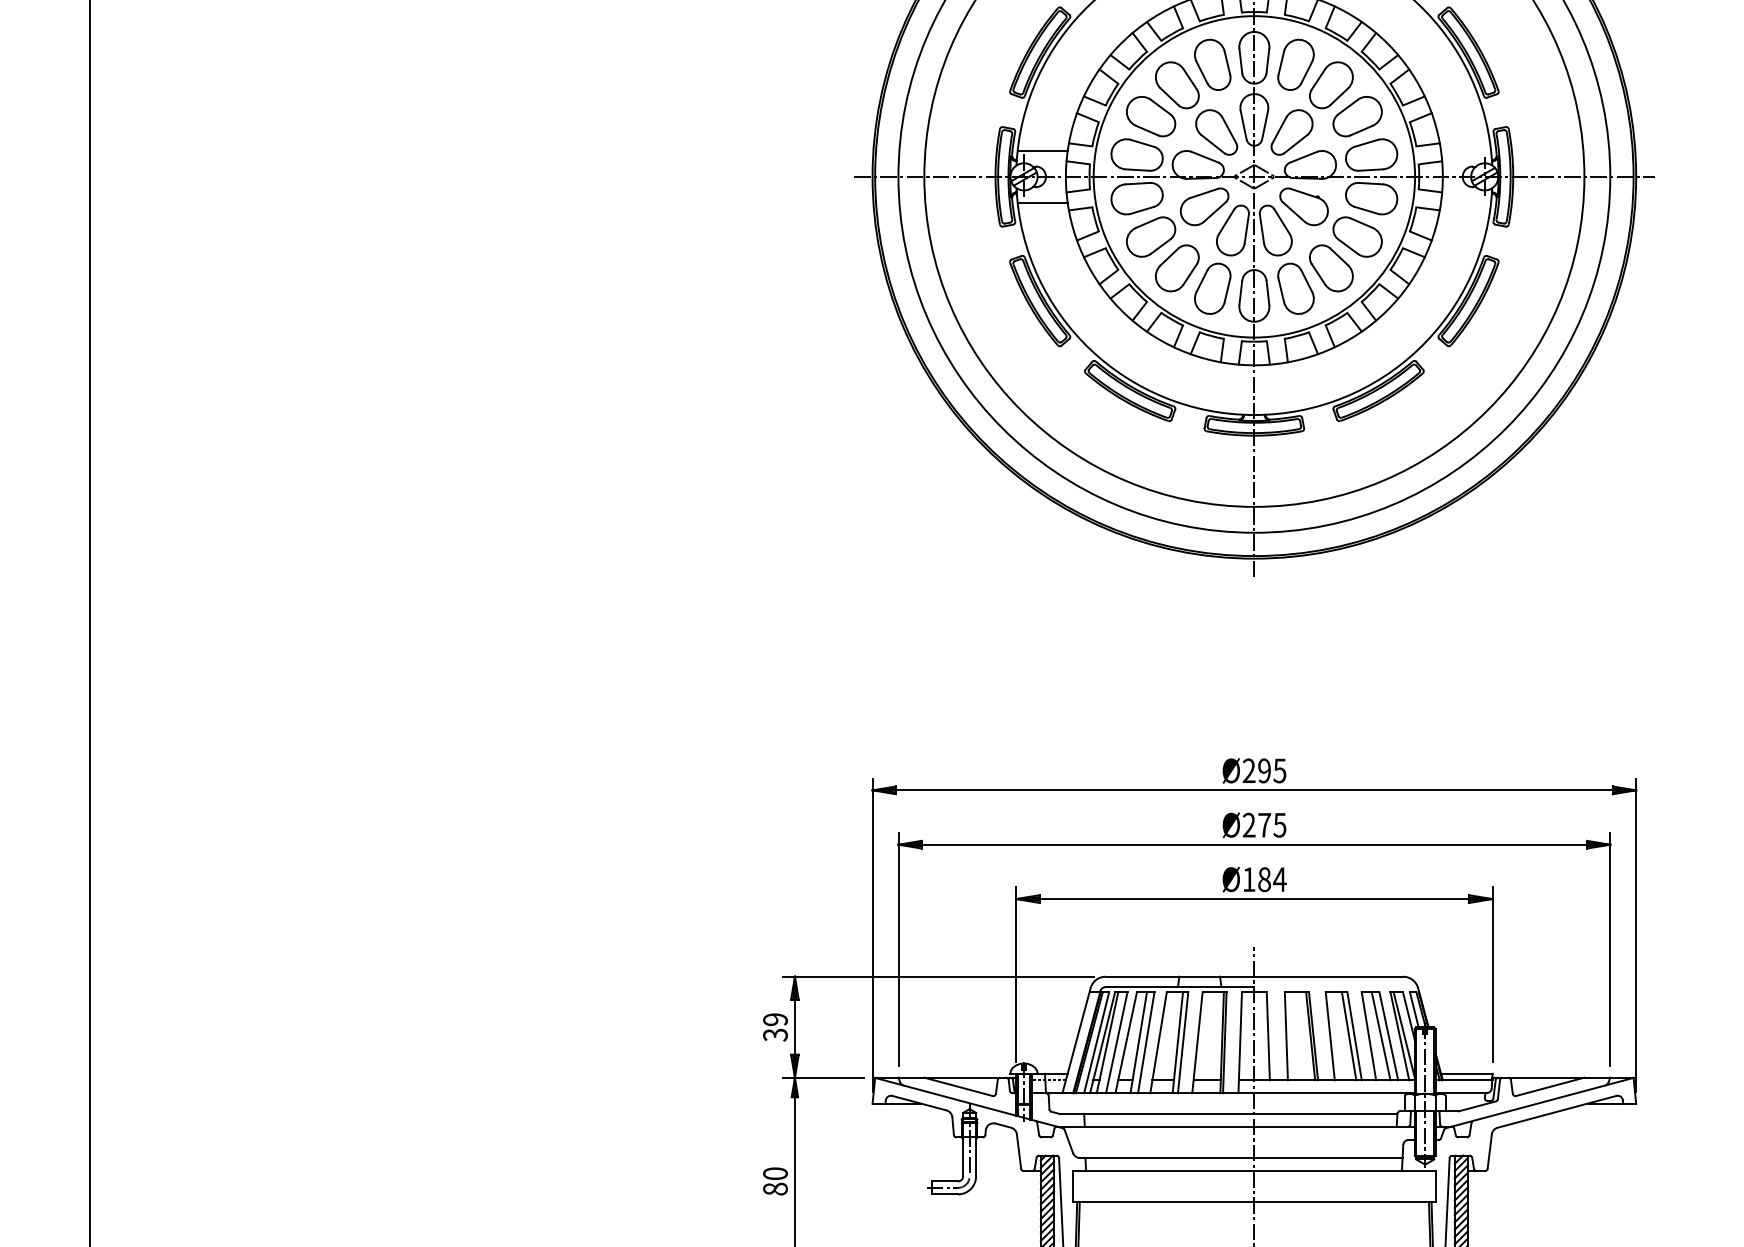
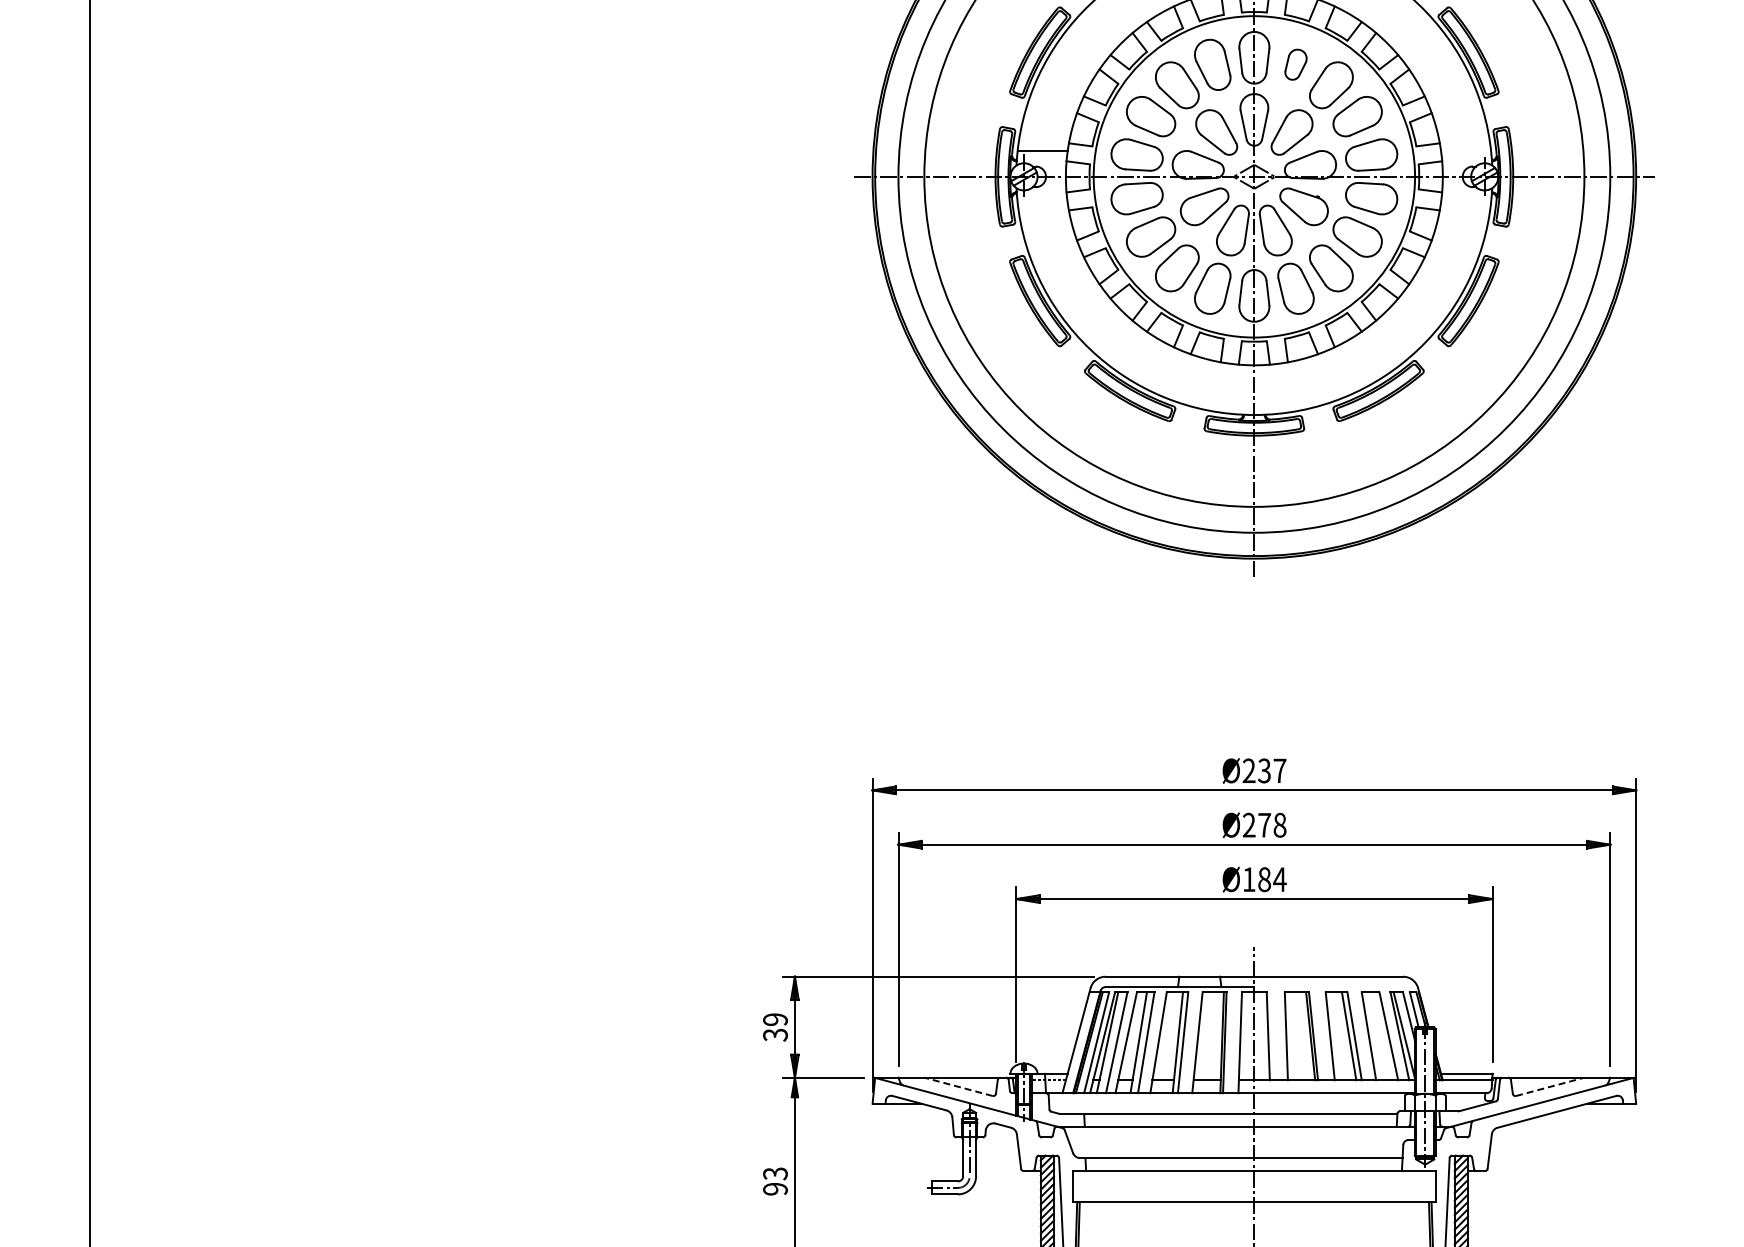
part size: 38x53 px -> 24x33 px (1295, 64)
line: present -> none (1042, 202)
text: Ø295 -> Ø237 (1272, 770)
text: Ø275 -> Ø278 (1279, 824)
line: present -> none (1380, 1036)
line: solid -> dashed (958, 1086)
line: solid -> dashed (1550, 1086)
text: 80 -> 93 (775, 1181)
